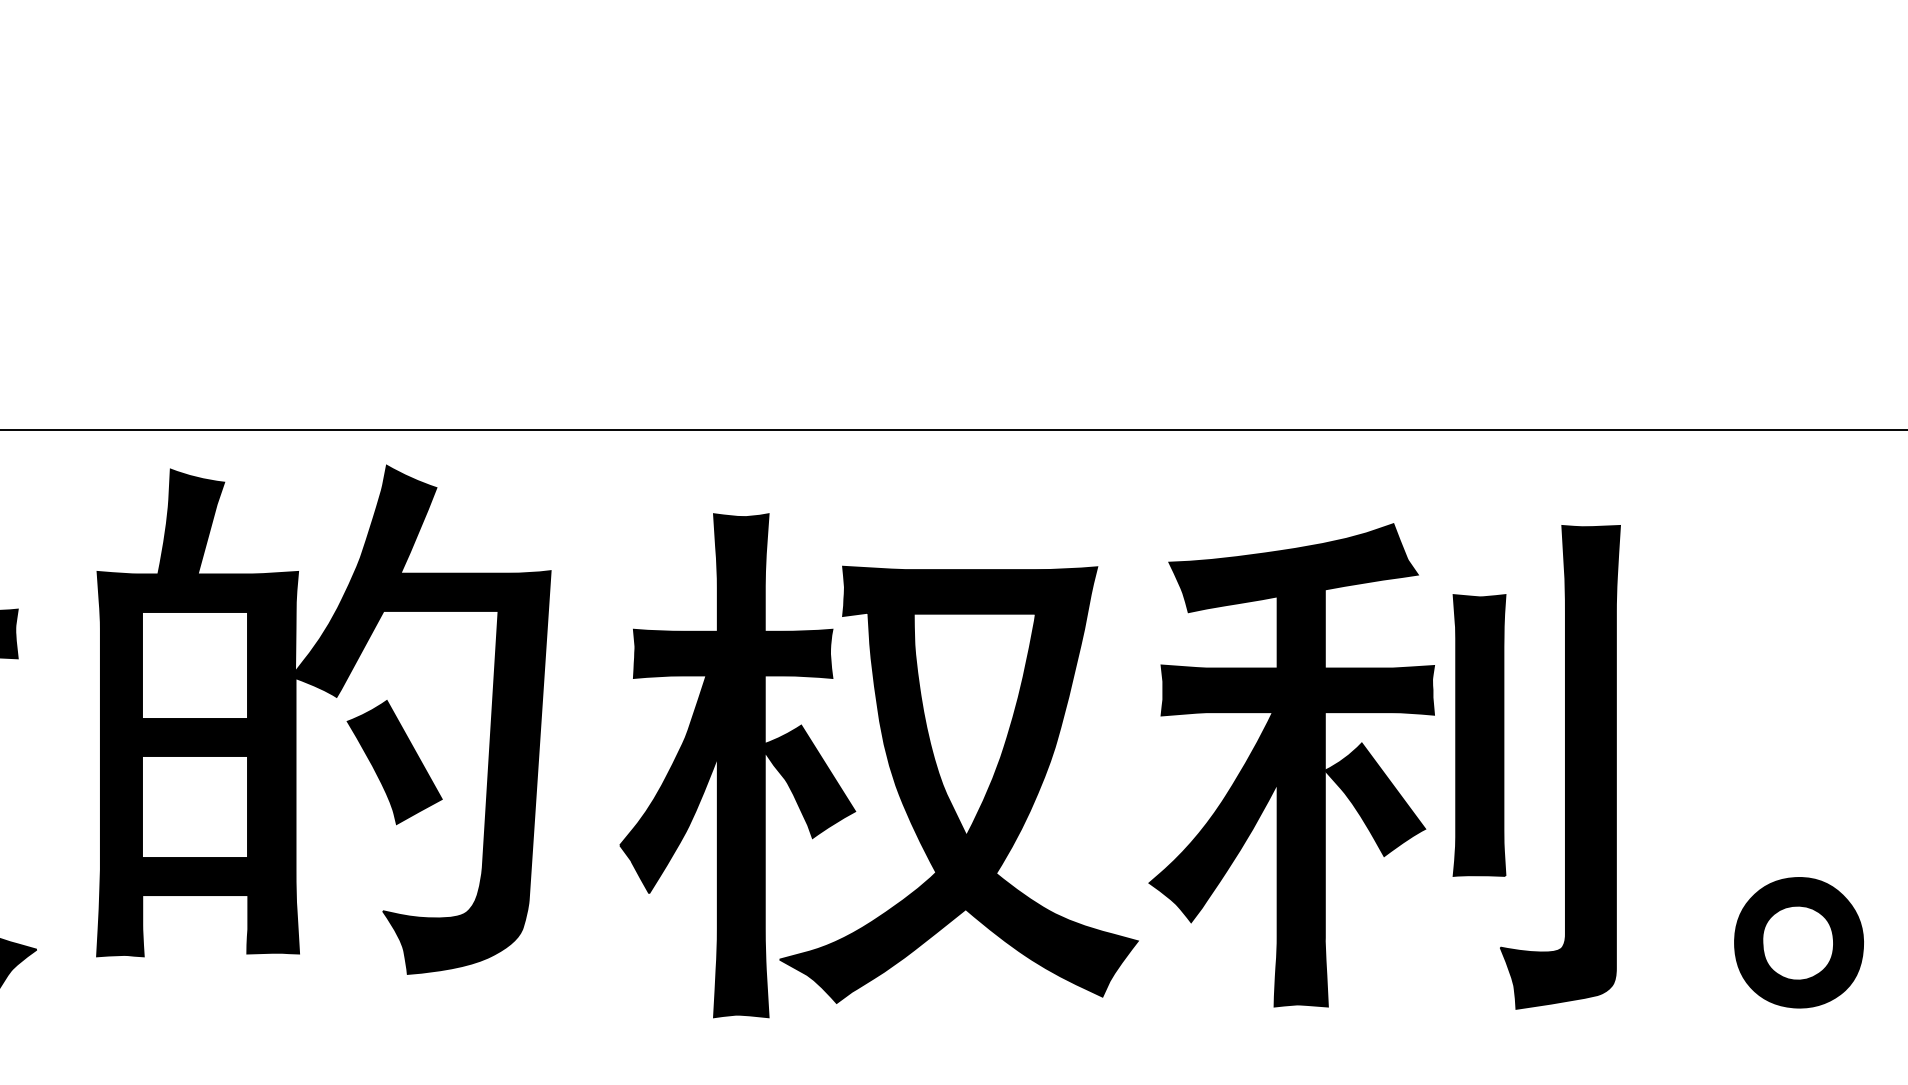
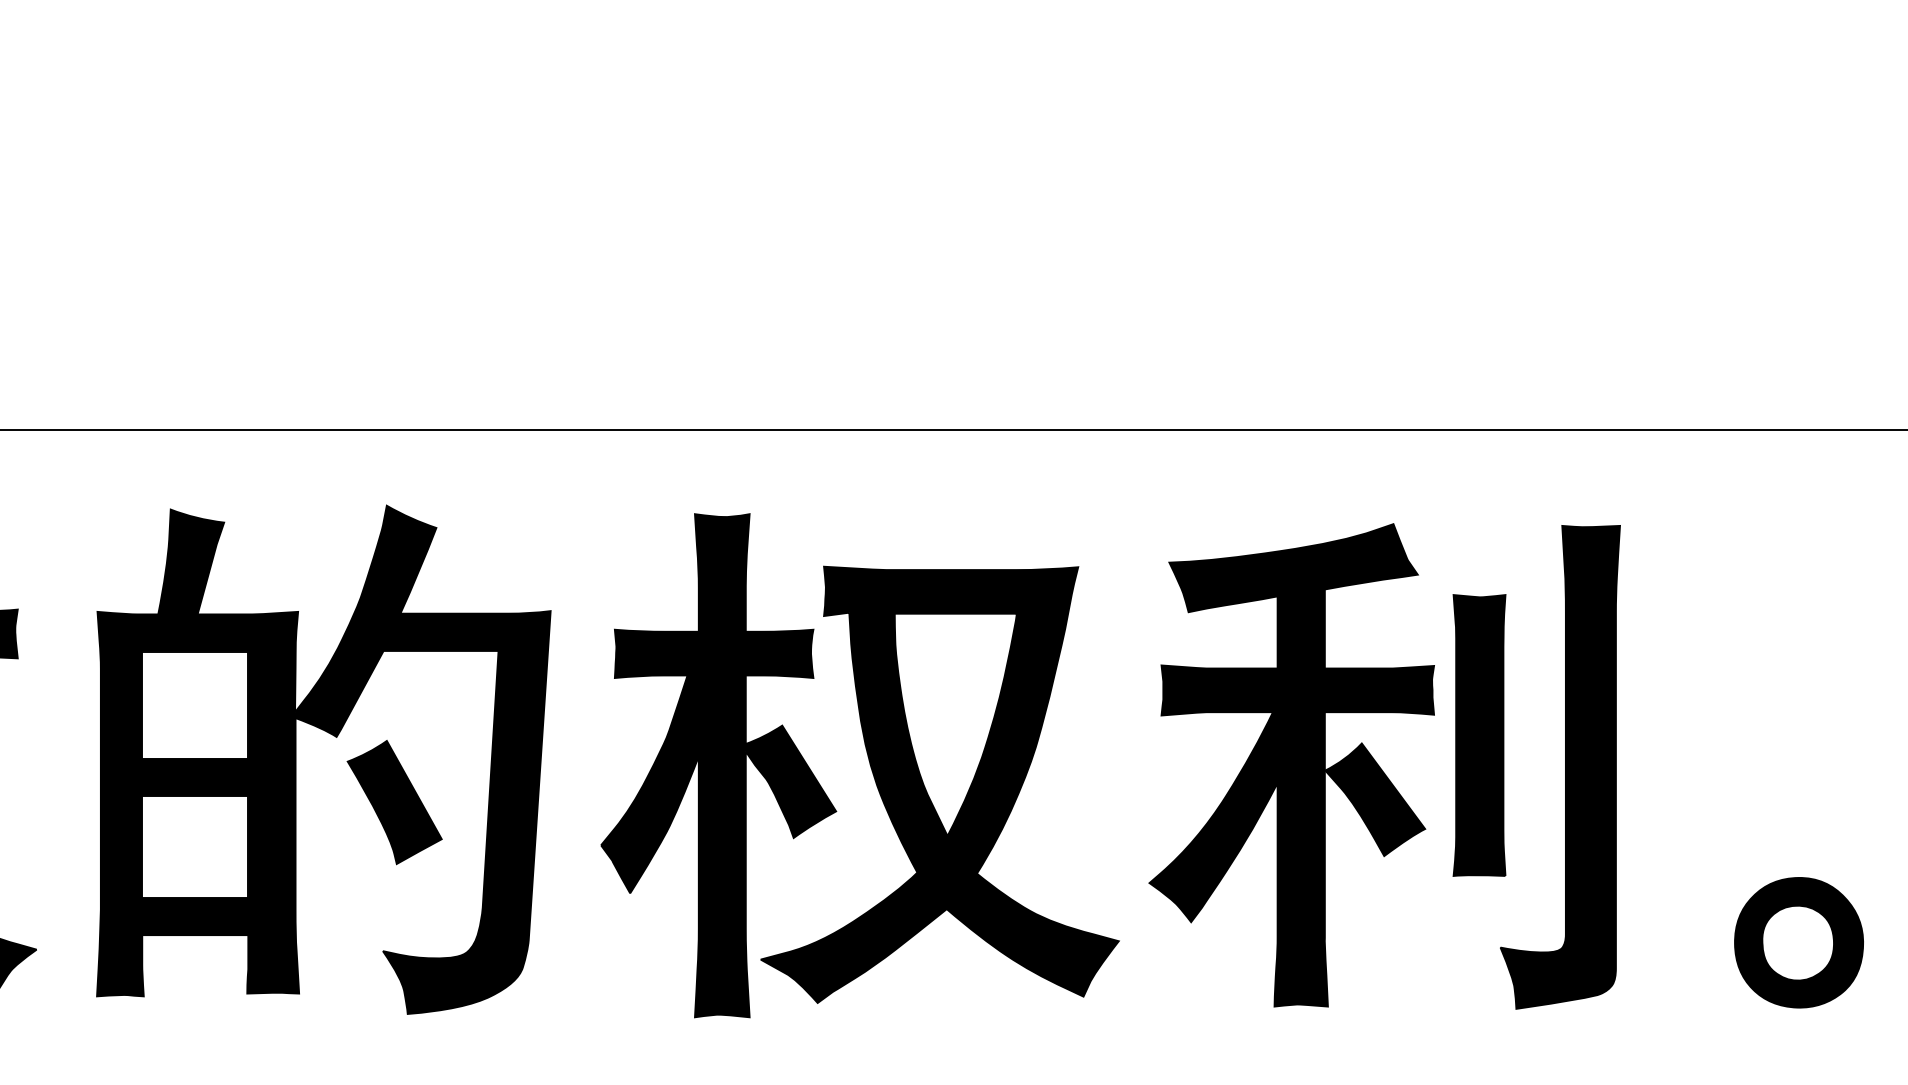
part position: (346, 721) -> (346, 761) (346, 761)
part position: (888, 764) -> (869, 764) (869, 764)
